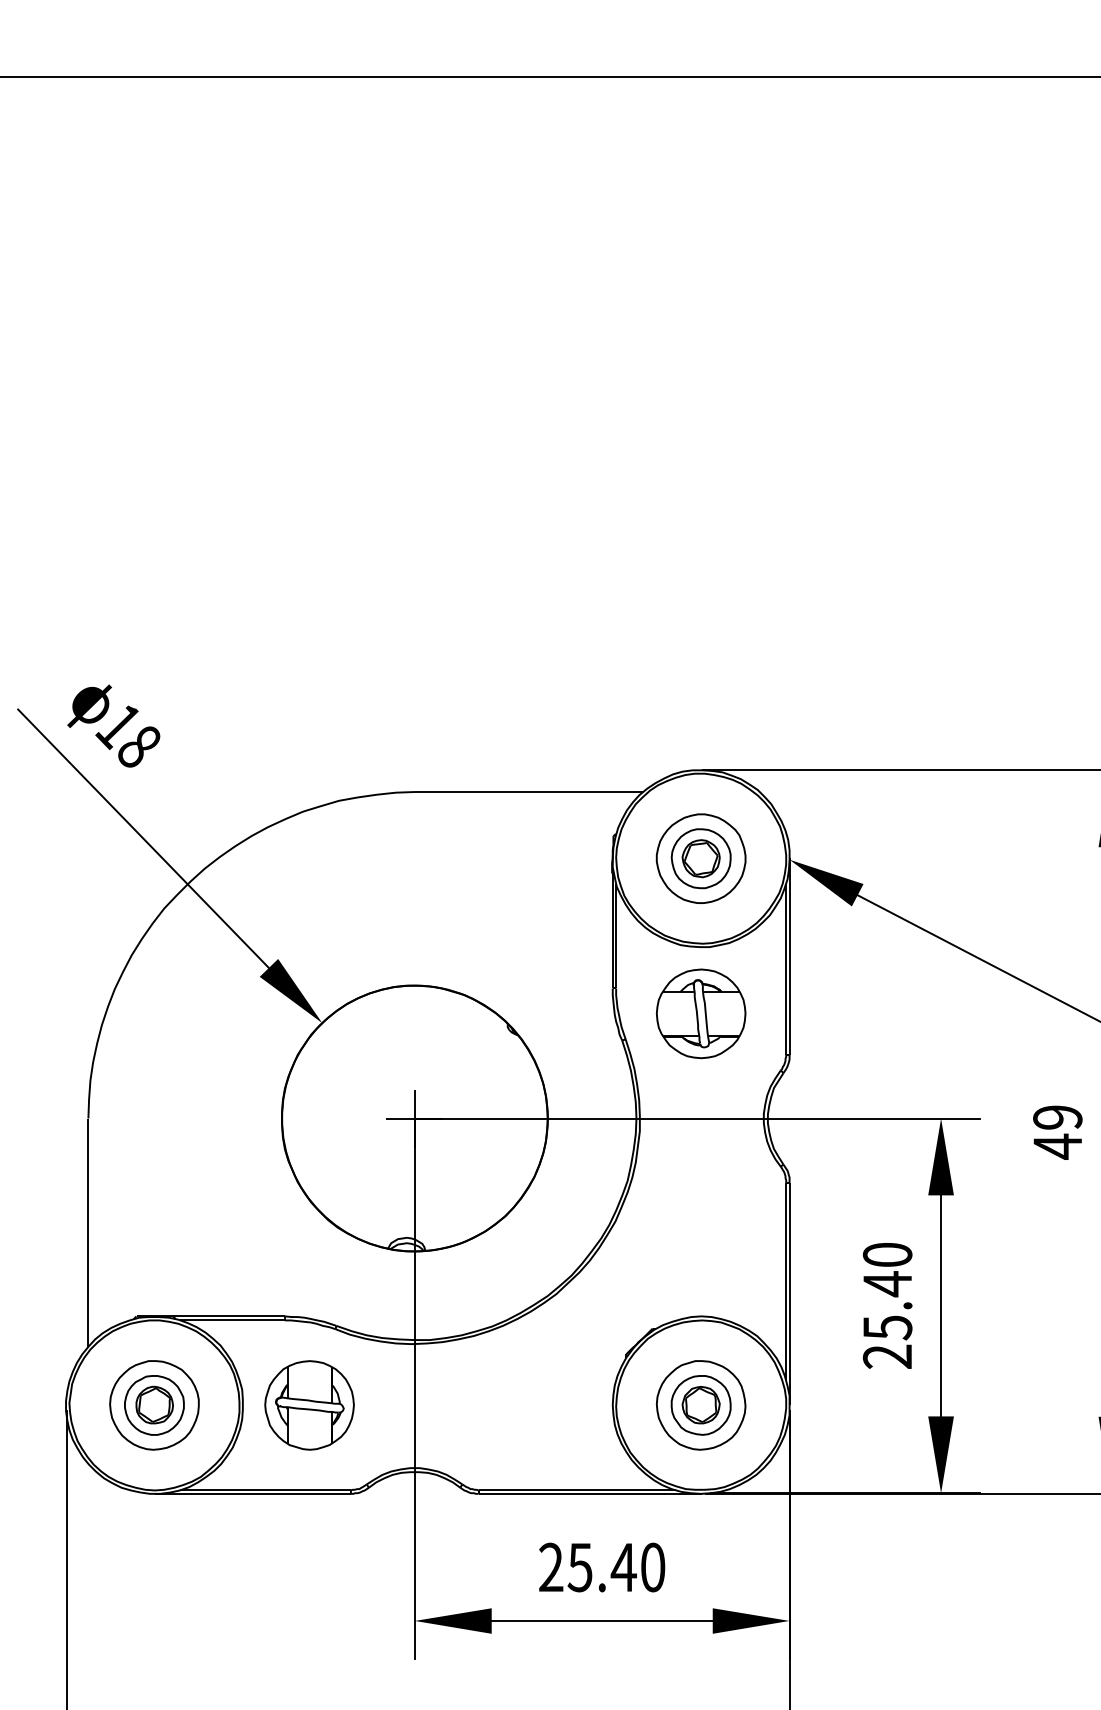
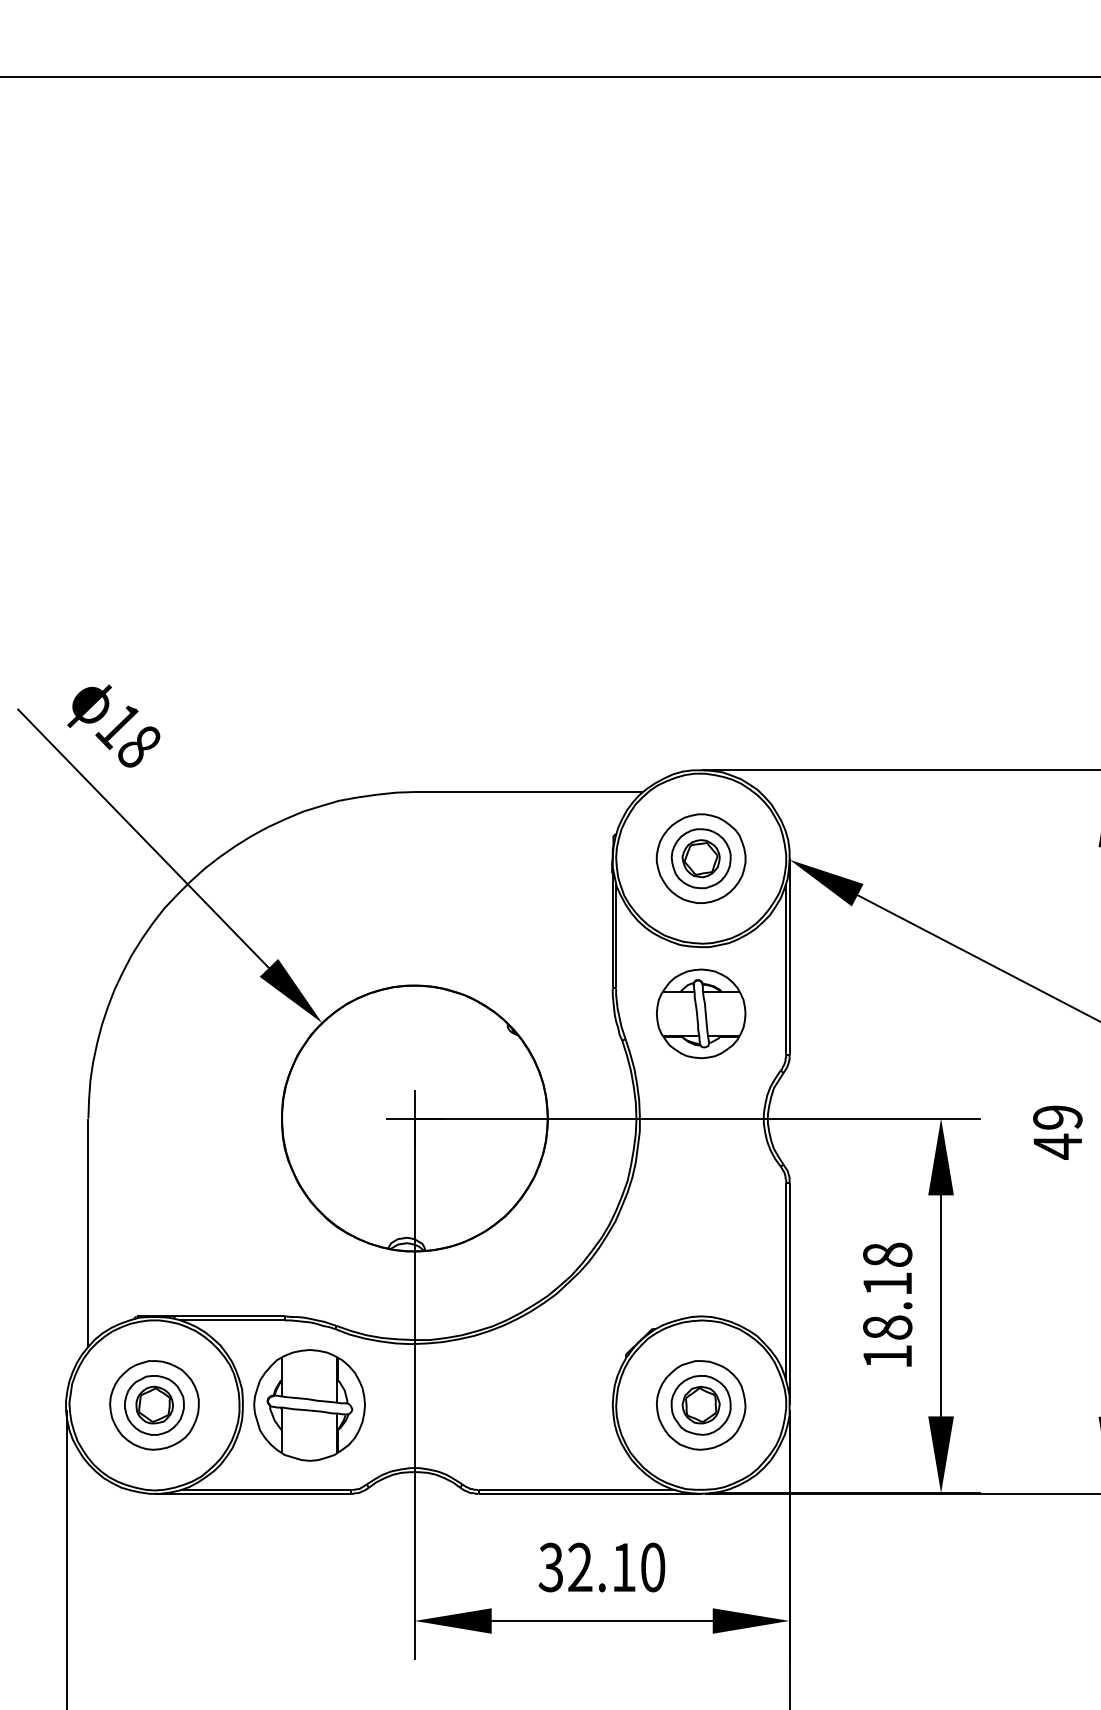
text: 25.40 -> 18.18 (887, 1305)
part size: 91x91 px -> 113x113 px (309, 1405)
text: 25.40 -> 32.10 (587, 1567)
